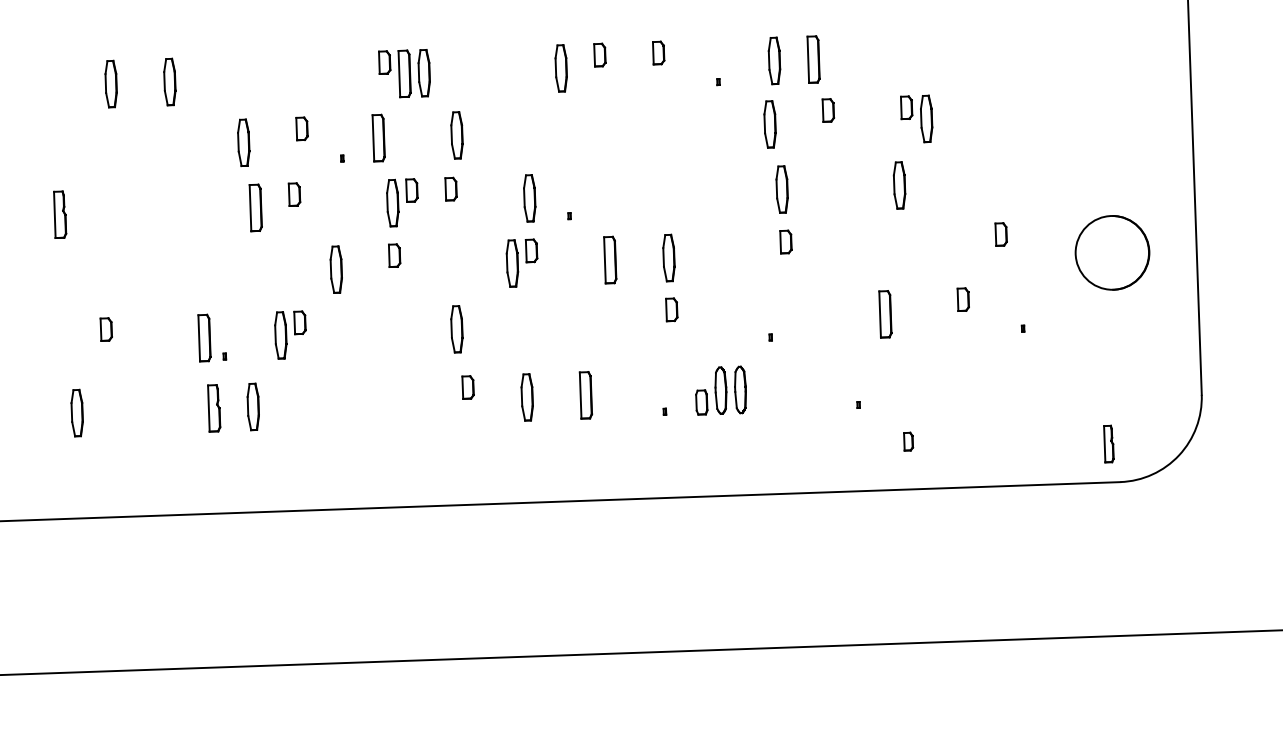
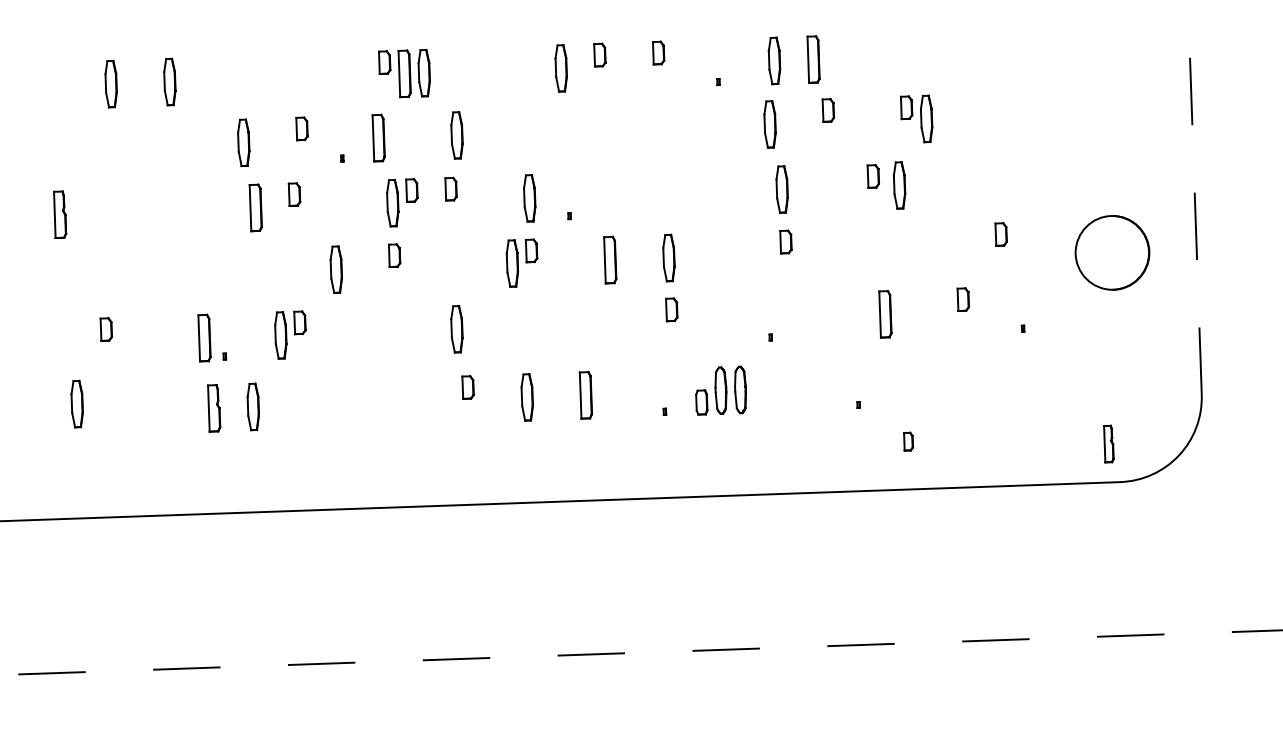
part: none -> present (873, 176)
line: solid -> dashed (1194, 197)
part position: (76, 412) -> (76, 403) (76, 403)
line: solid -> dashed (640, 652)
